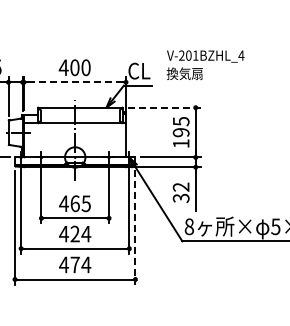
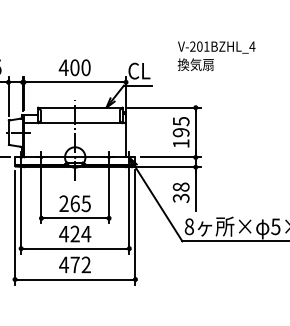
text position: (205, 65) -> (216, 56) (216, 56)
line: dashed -> solid (75, 82)
line: dashed -> solid (164, 107)
text: 32 -> 38 (180, 186)
text: 465 -> 265 (63, 203)
line: dashed -> solid (135, 227)
text: 474 -> 472 (86, 264)
